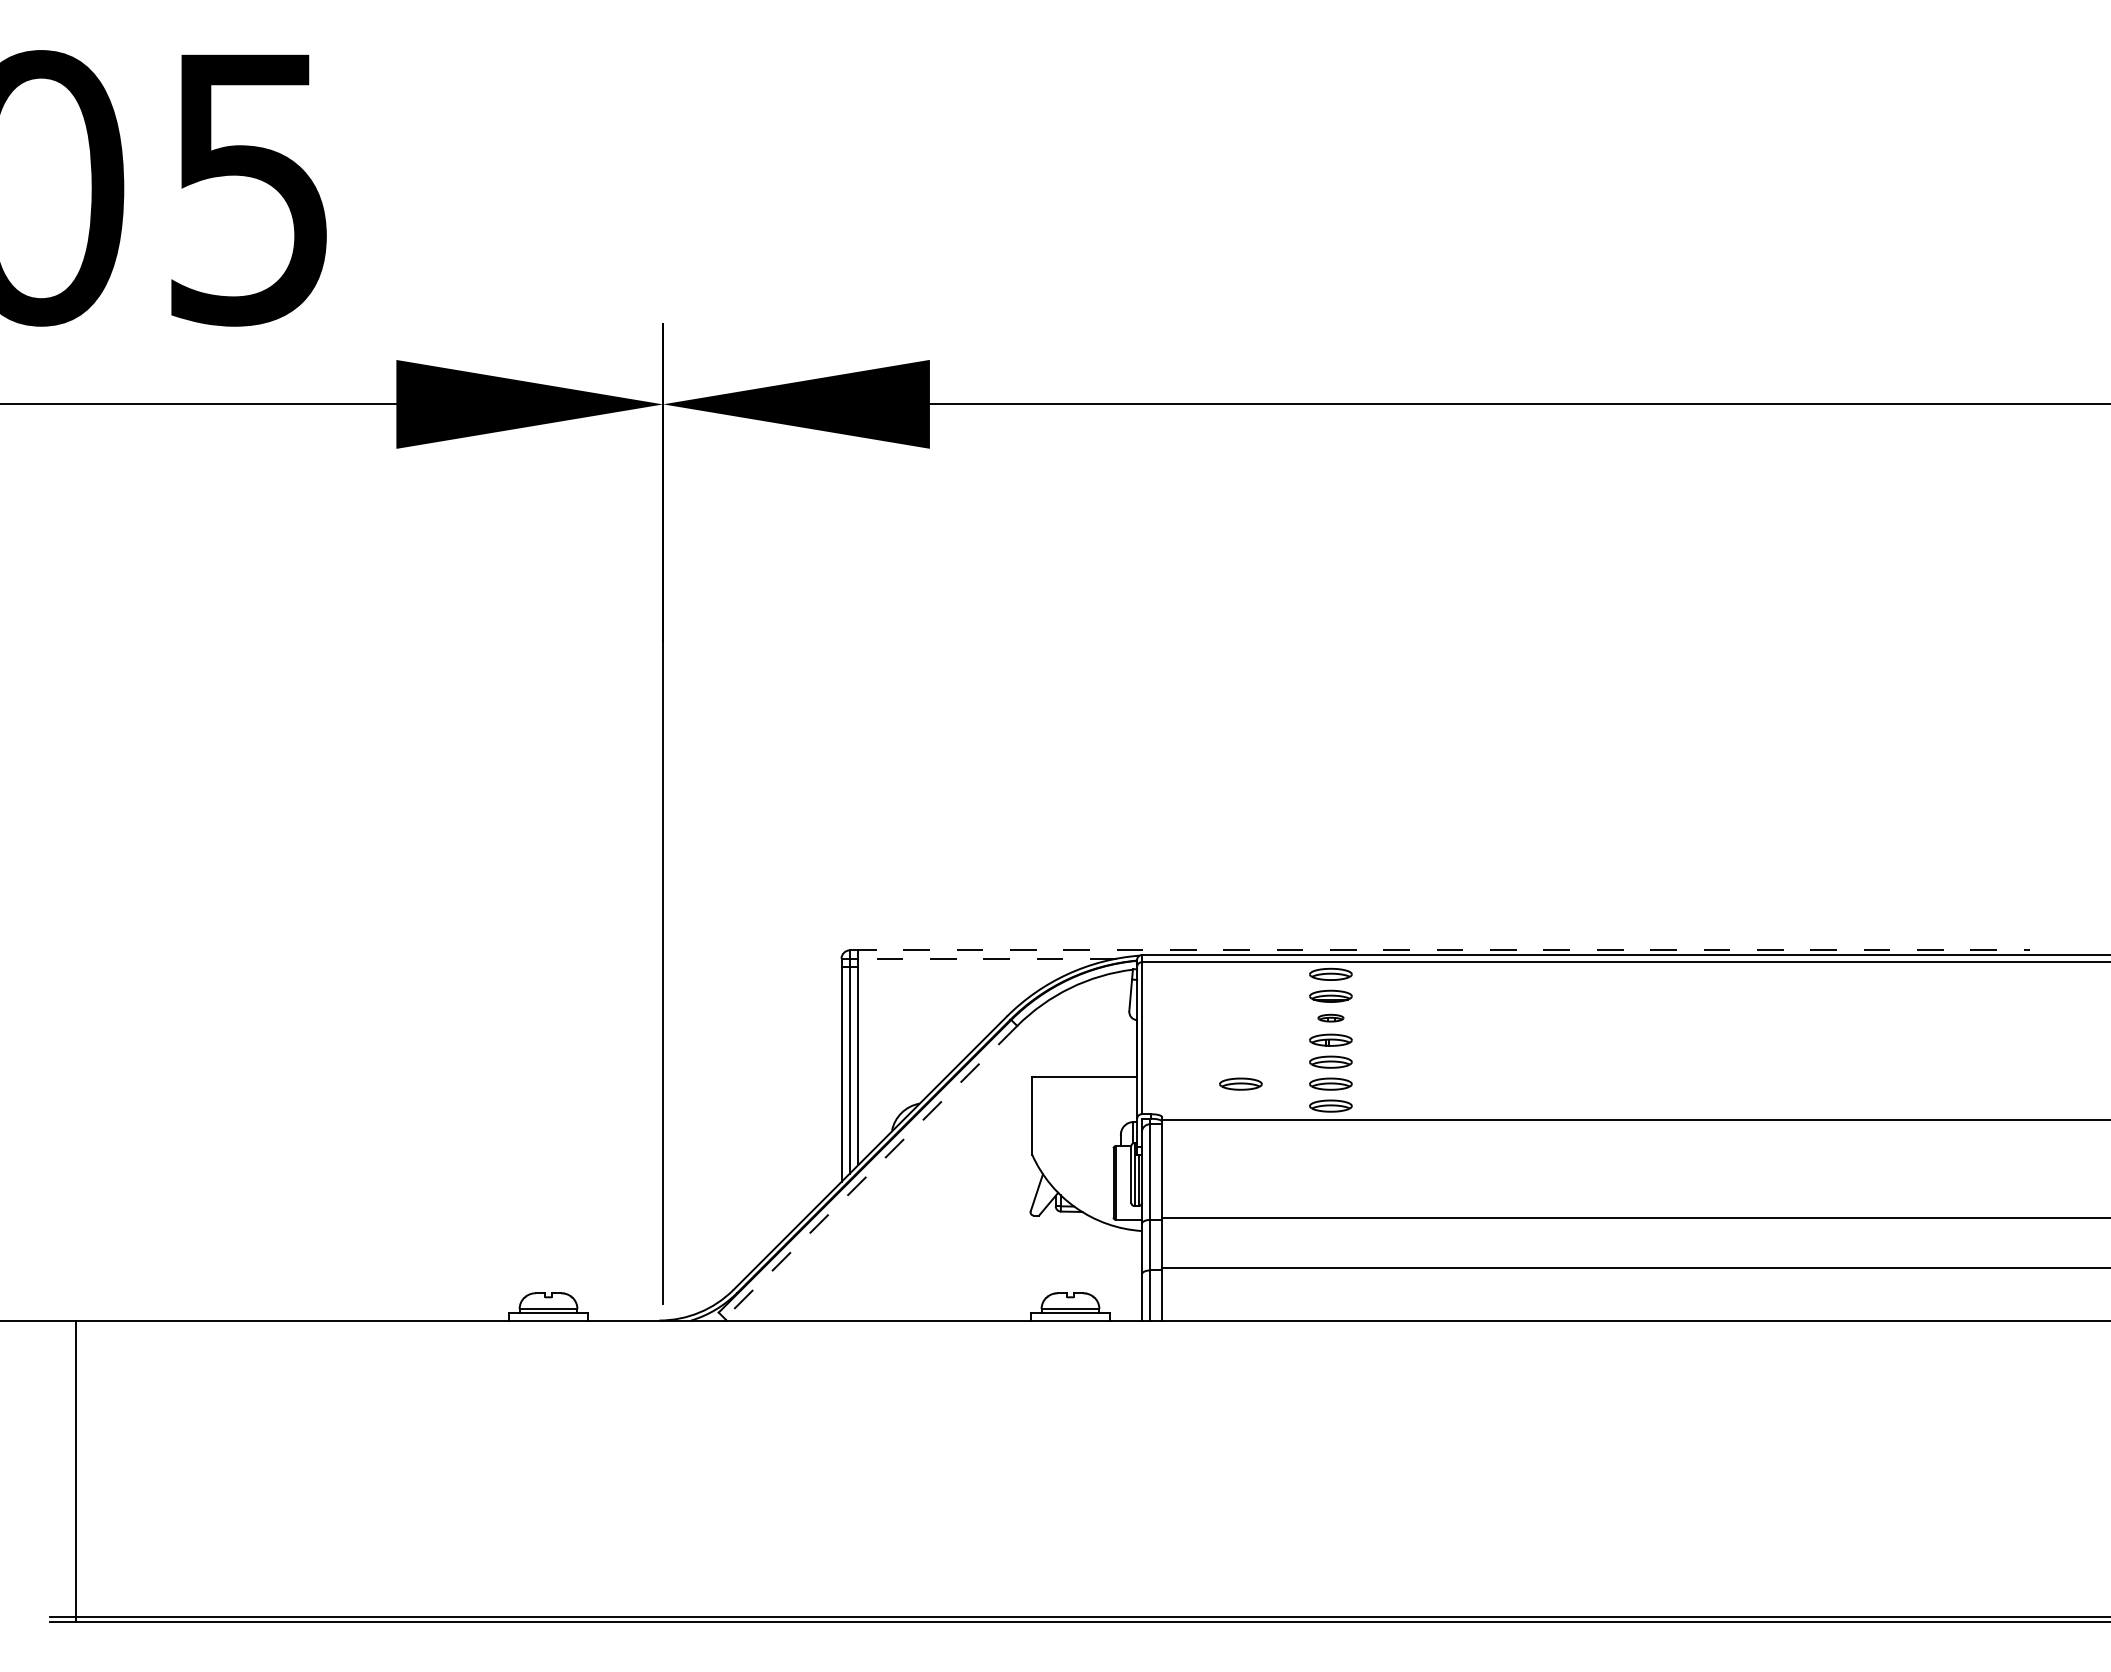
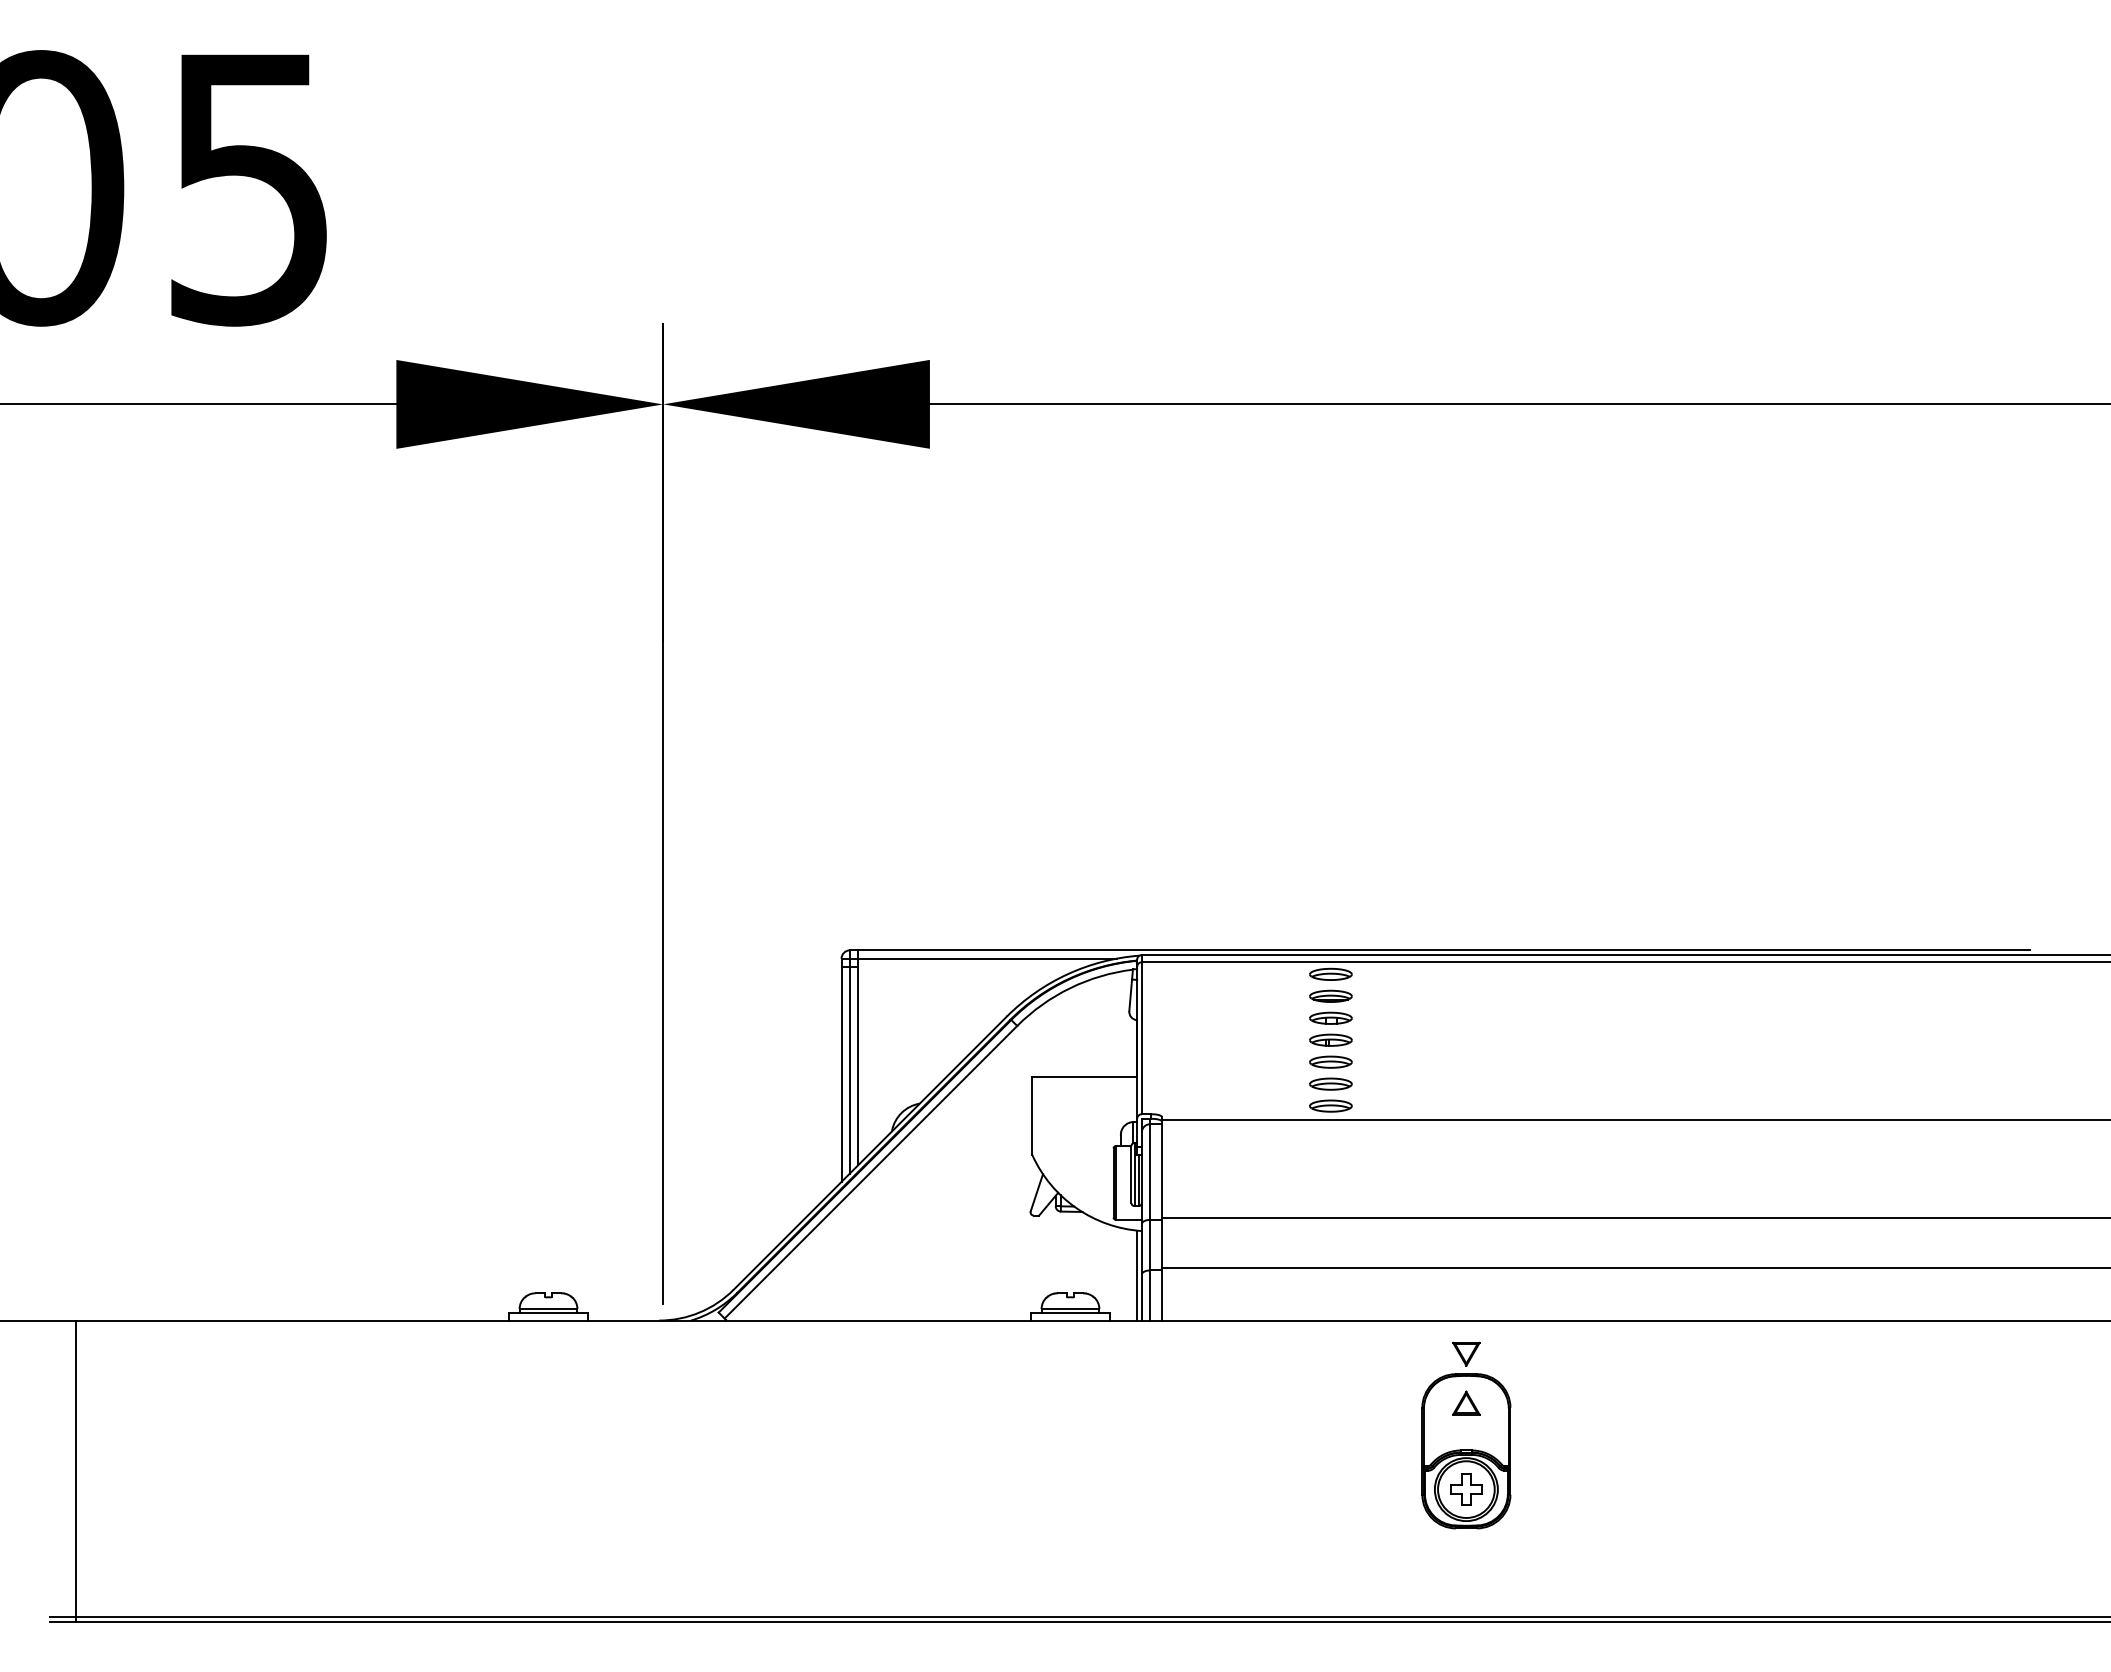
line: dashed -> solid (1440, 950)
line: dashed -> solid (986, 958)
part size: 28x10 px -> 44x14 px (1330, 1017)
part: present -> none (1240, 1083)
line: dashed -> solid (870, 1172)
line: none -> present (1136, 1275)
part: none -> present (1466, 1435)
